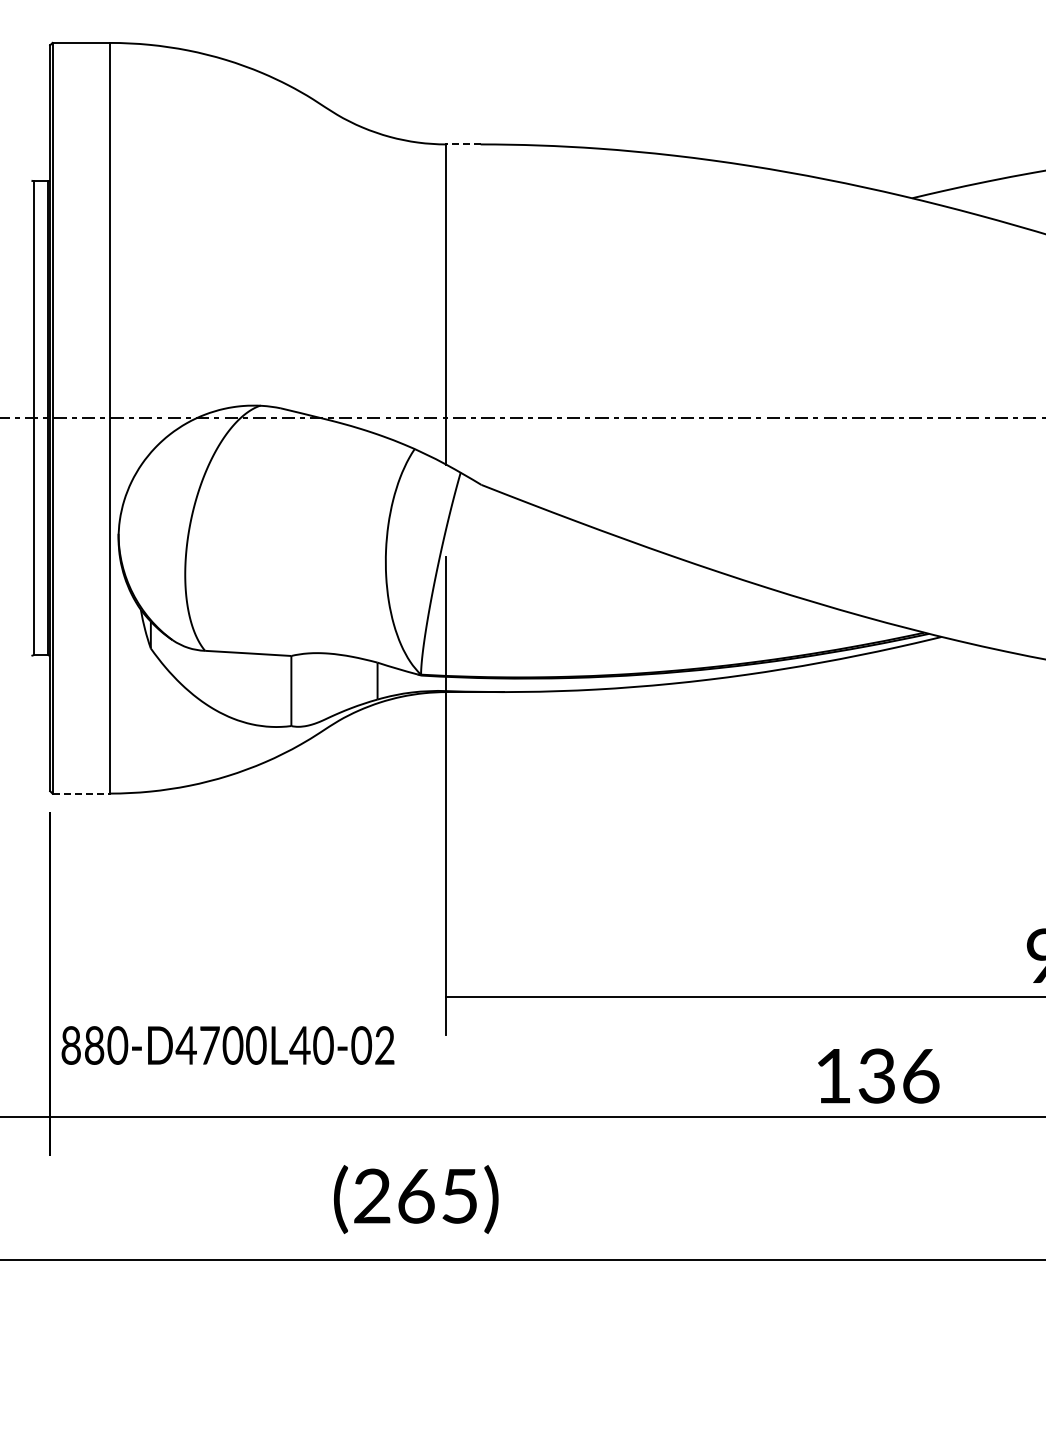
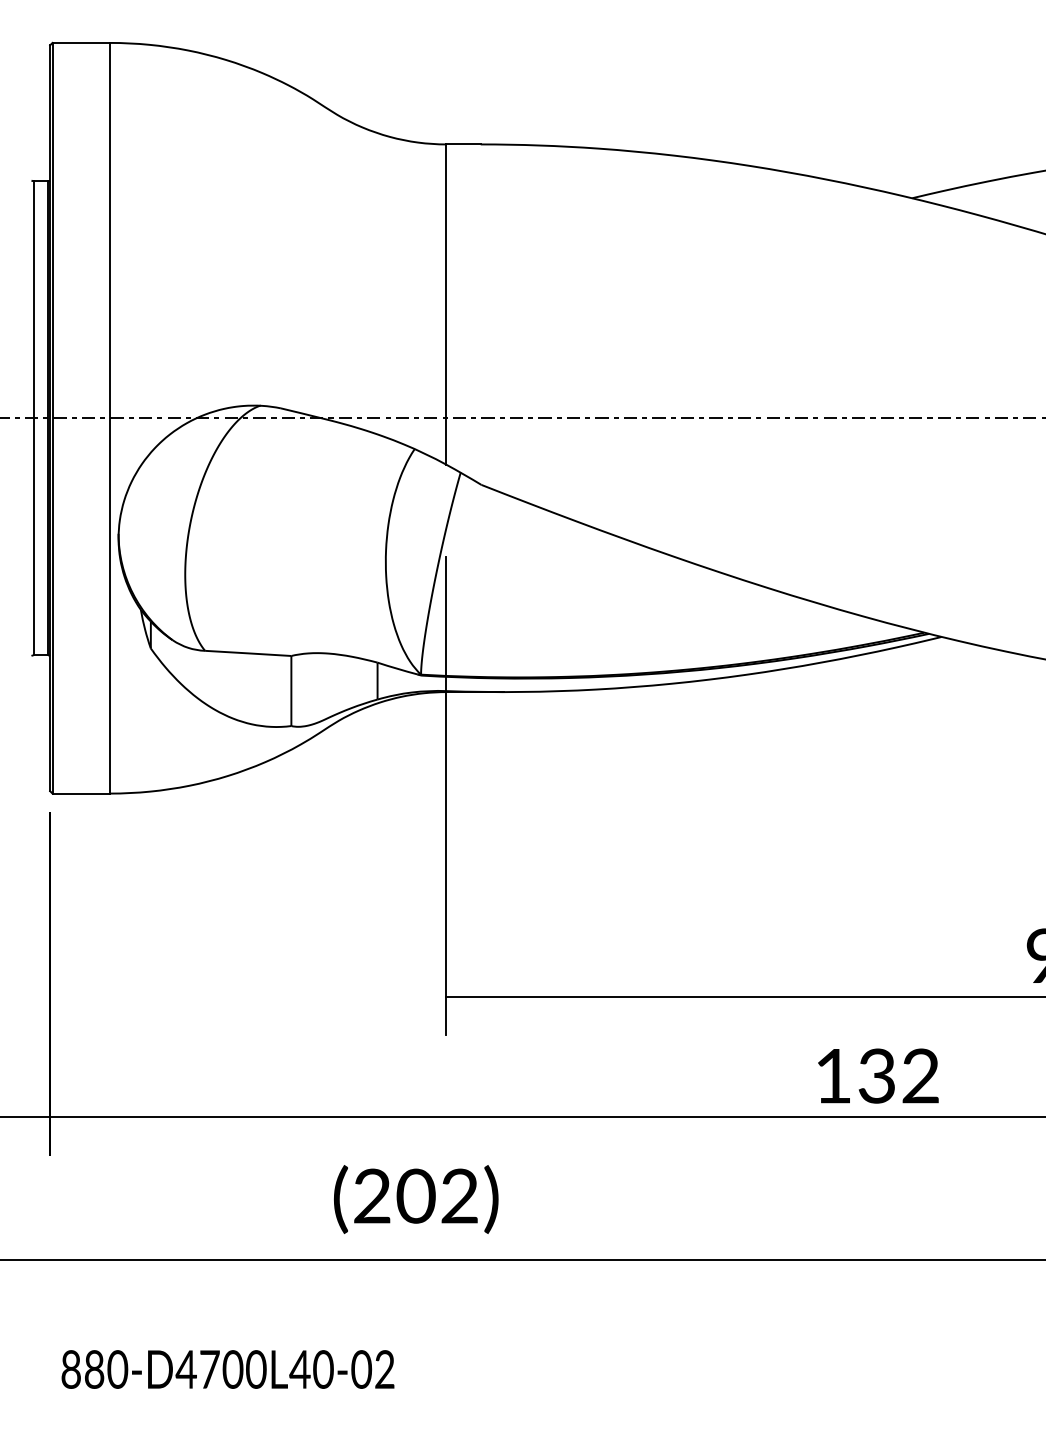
line: dashed -> solid (463, 144)
line: dashed -> solid (81, 793)
text position: (227, 1045) -> (227, 1369) (227, 1369)
text: 136 -> 132 (920, 1075)
text: (265) -> (202) (436, 1195)
